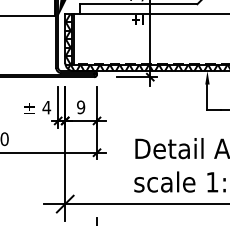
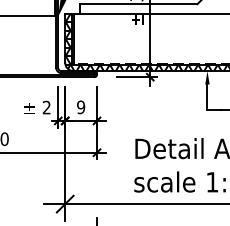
text: 4 -> 2 (46, 107)
